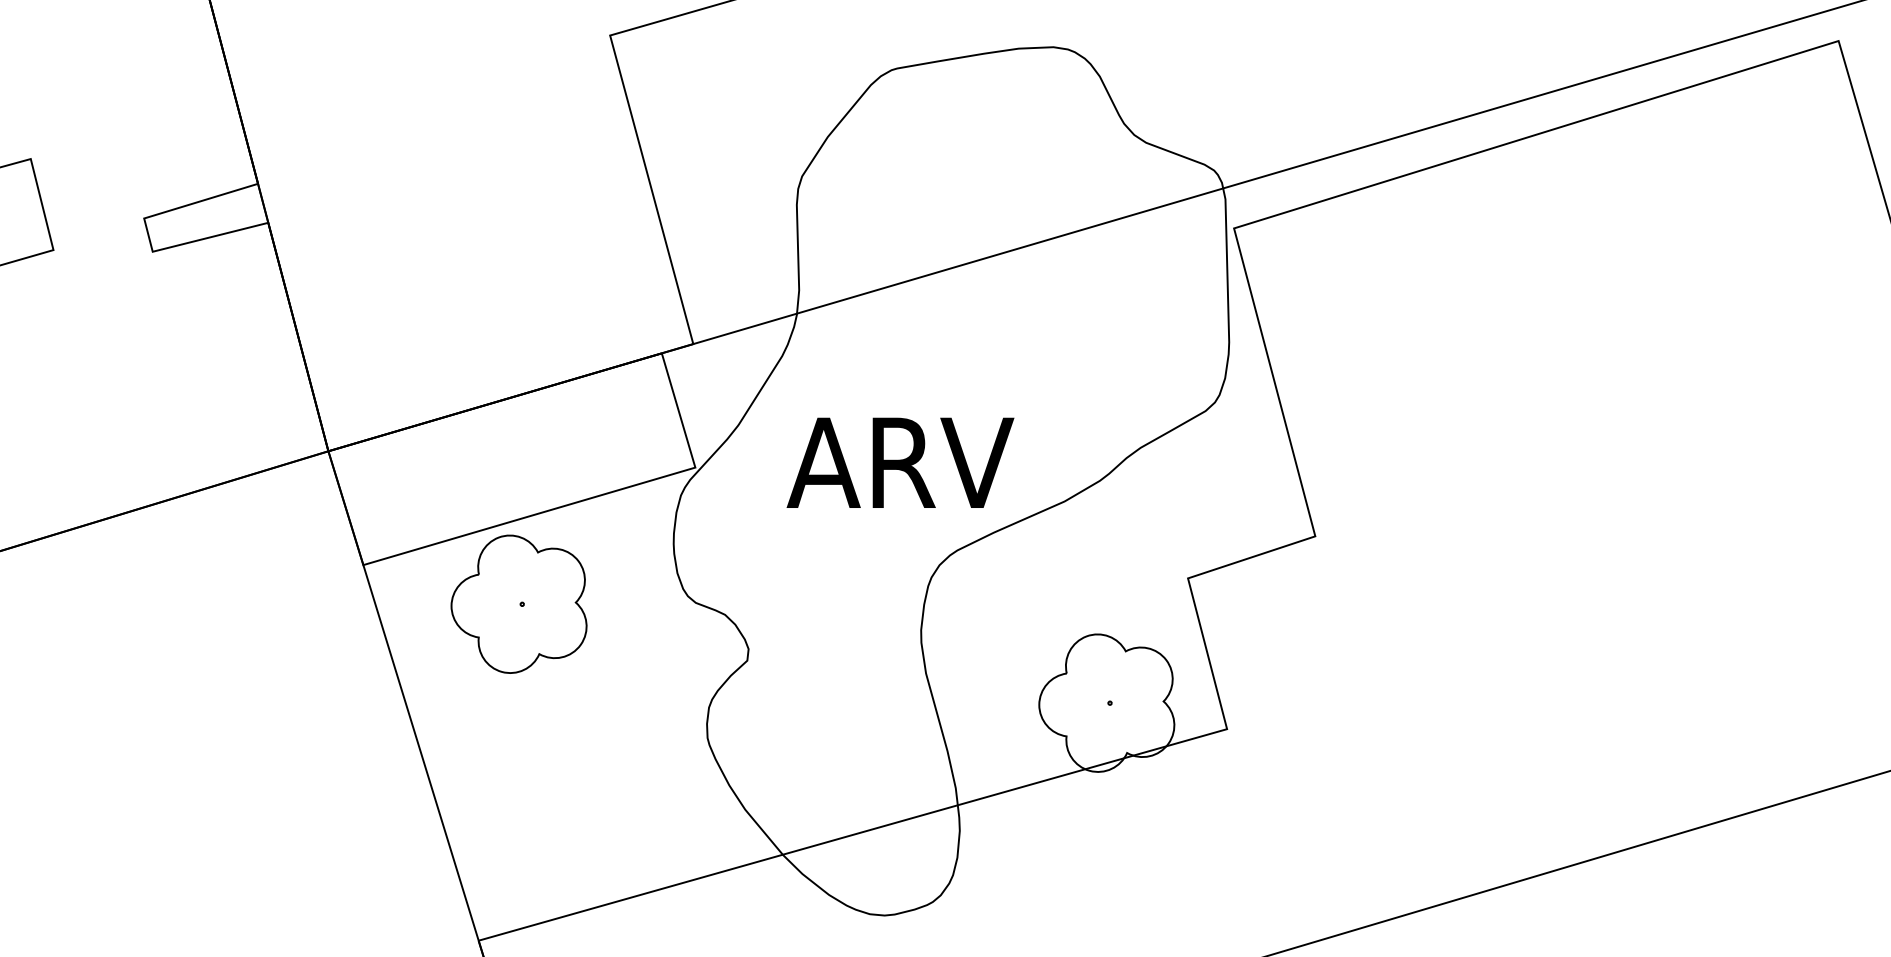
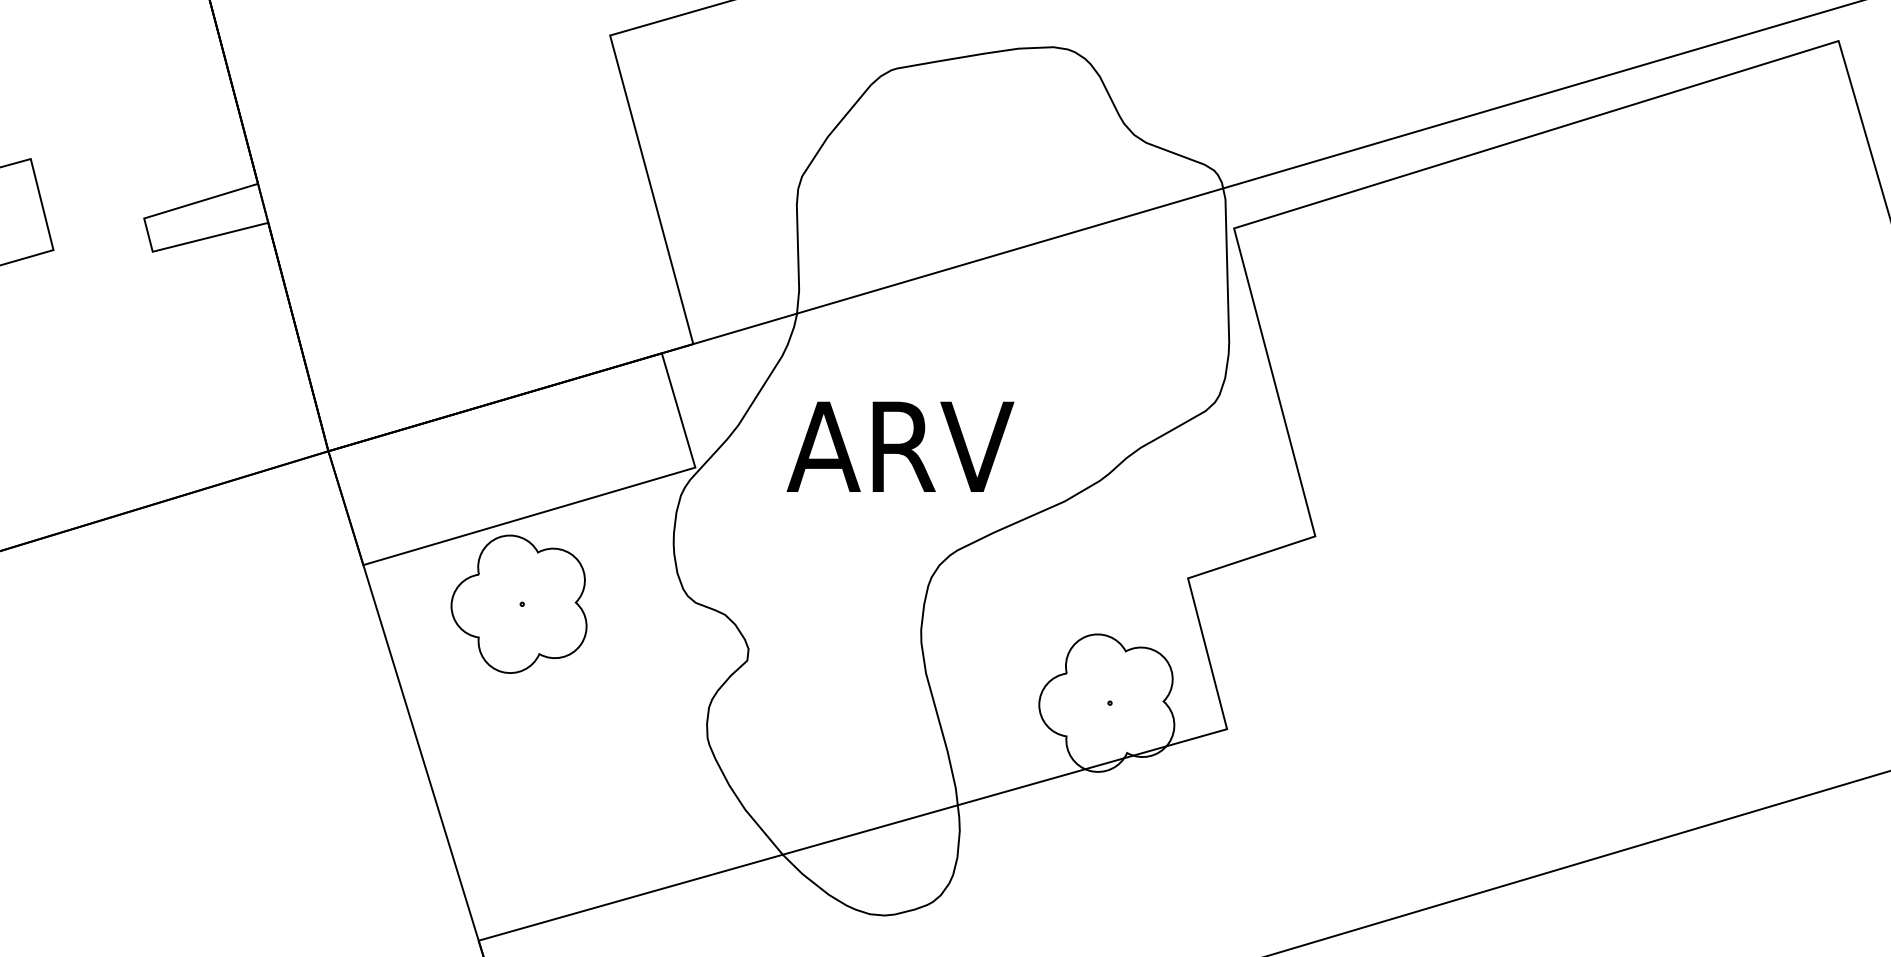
text position: (900, 462) -> (900, 446) (900, 446)
